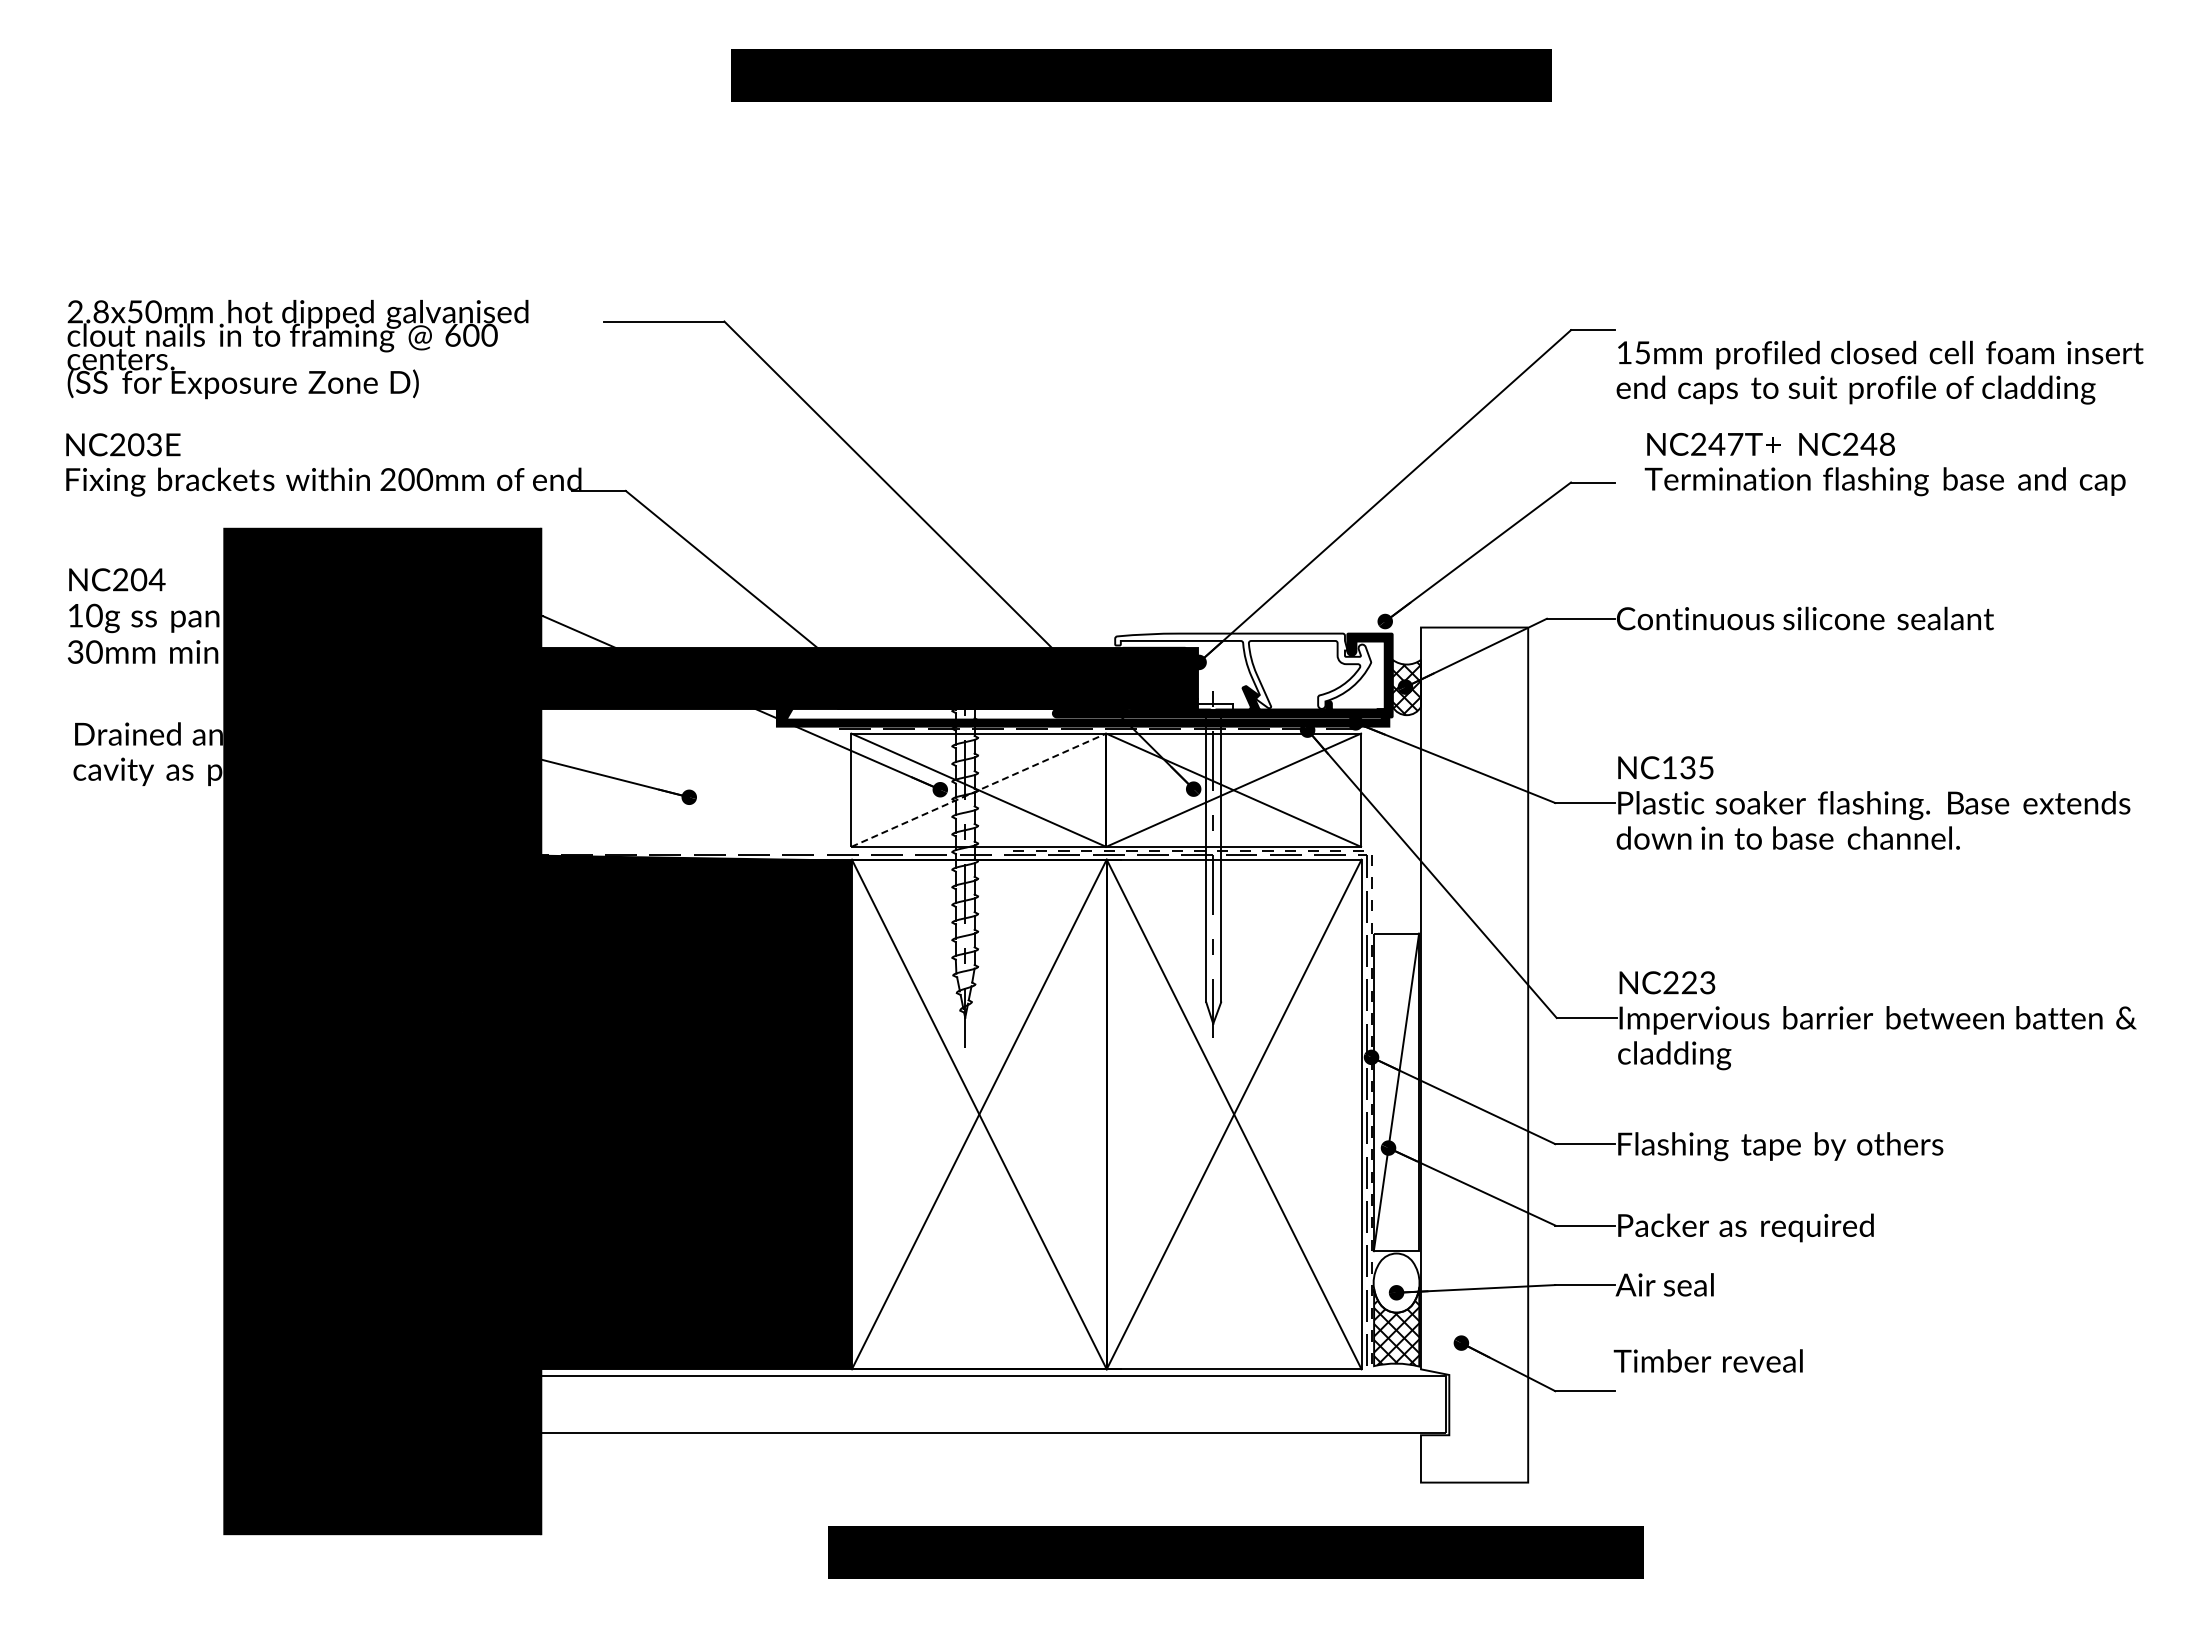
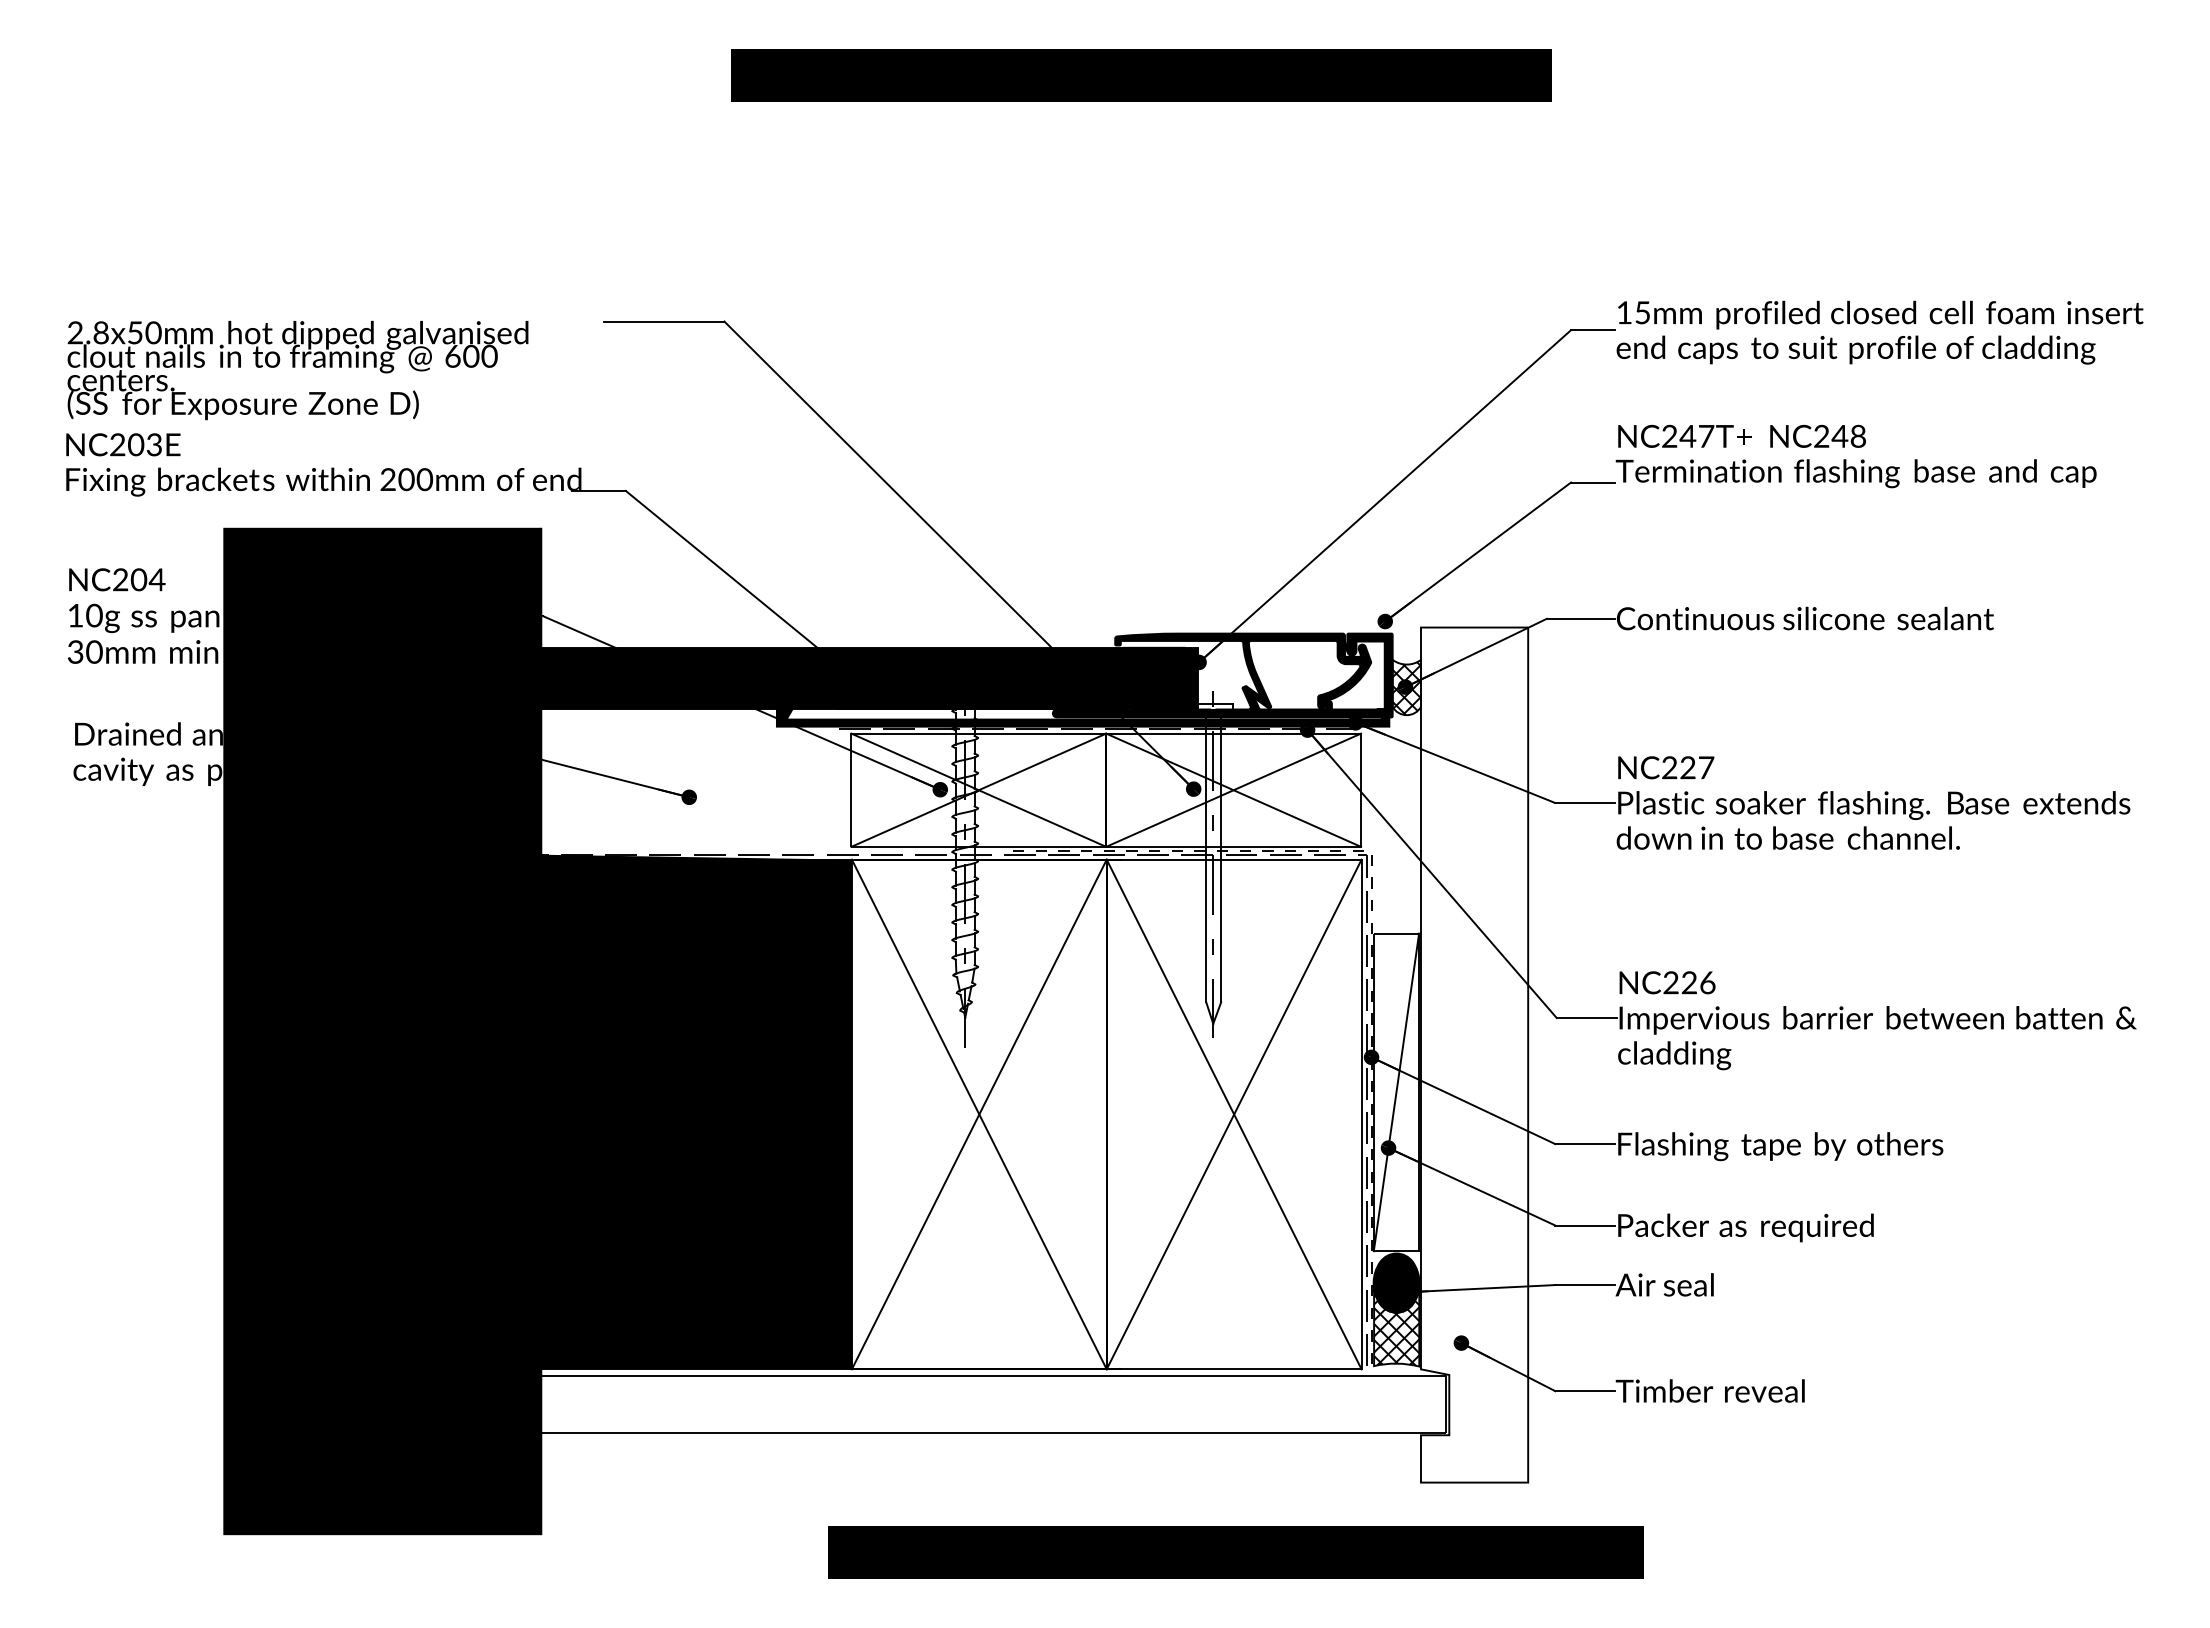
text position: (297, 349) -> (297, 370) (297, 370)
text position: (1879, 372) -> (1879, 332) (1879, 332)
text position: (1884, 464) -> (1855, 456) (1855, 456)
fill: none -> present (1243, 670)
text: NC135 -> NC227 (1688, 767)
line: dashed -> solid (979, 790)
text: NC223 -> NC226 (1707, 982)
fill: none -> present (1396, 1282)
text position: (1707, 1360) -> (1709, 1390) (1709, 1390)
